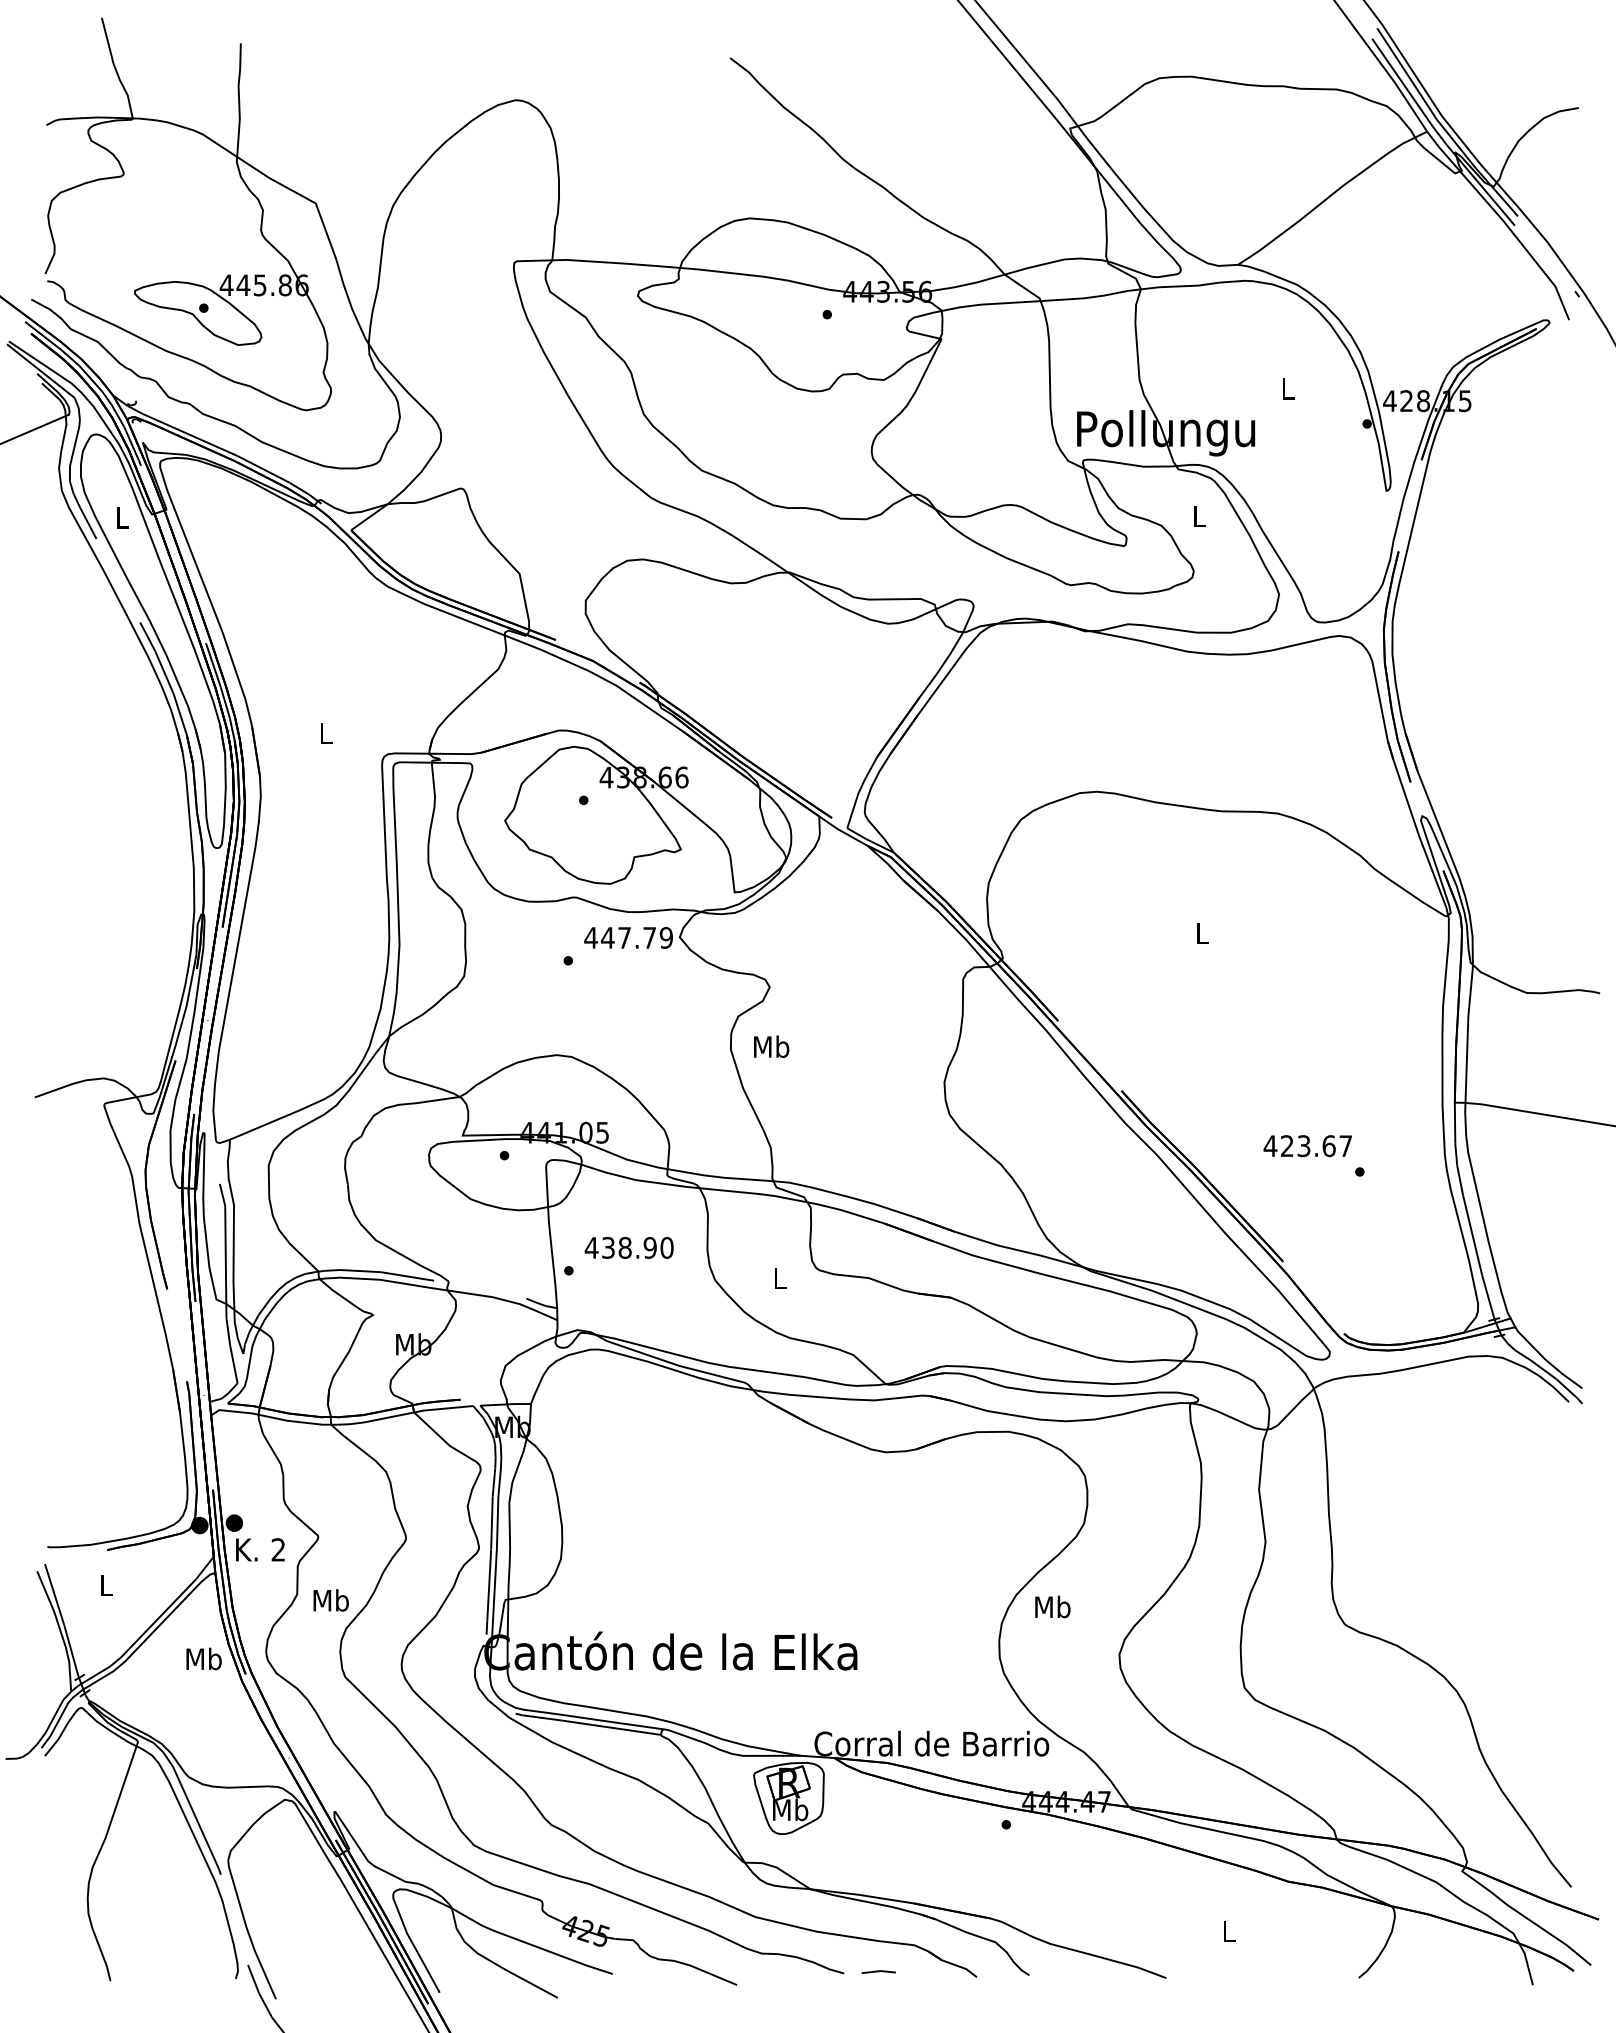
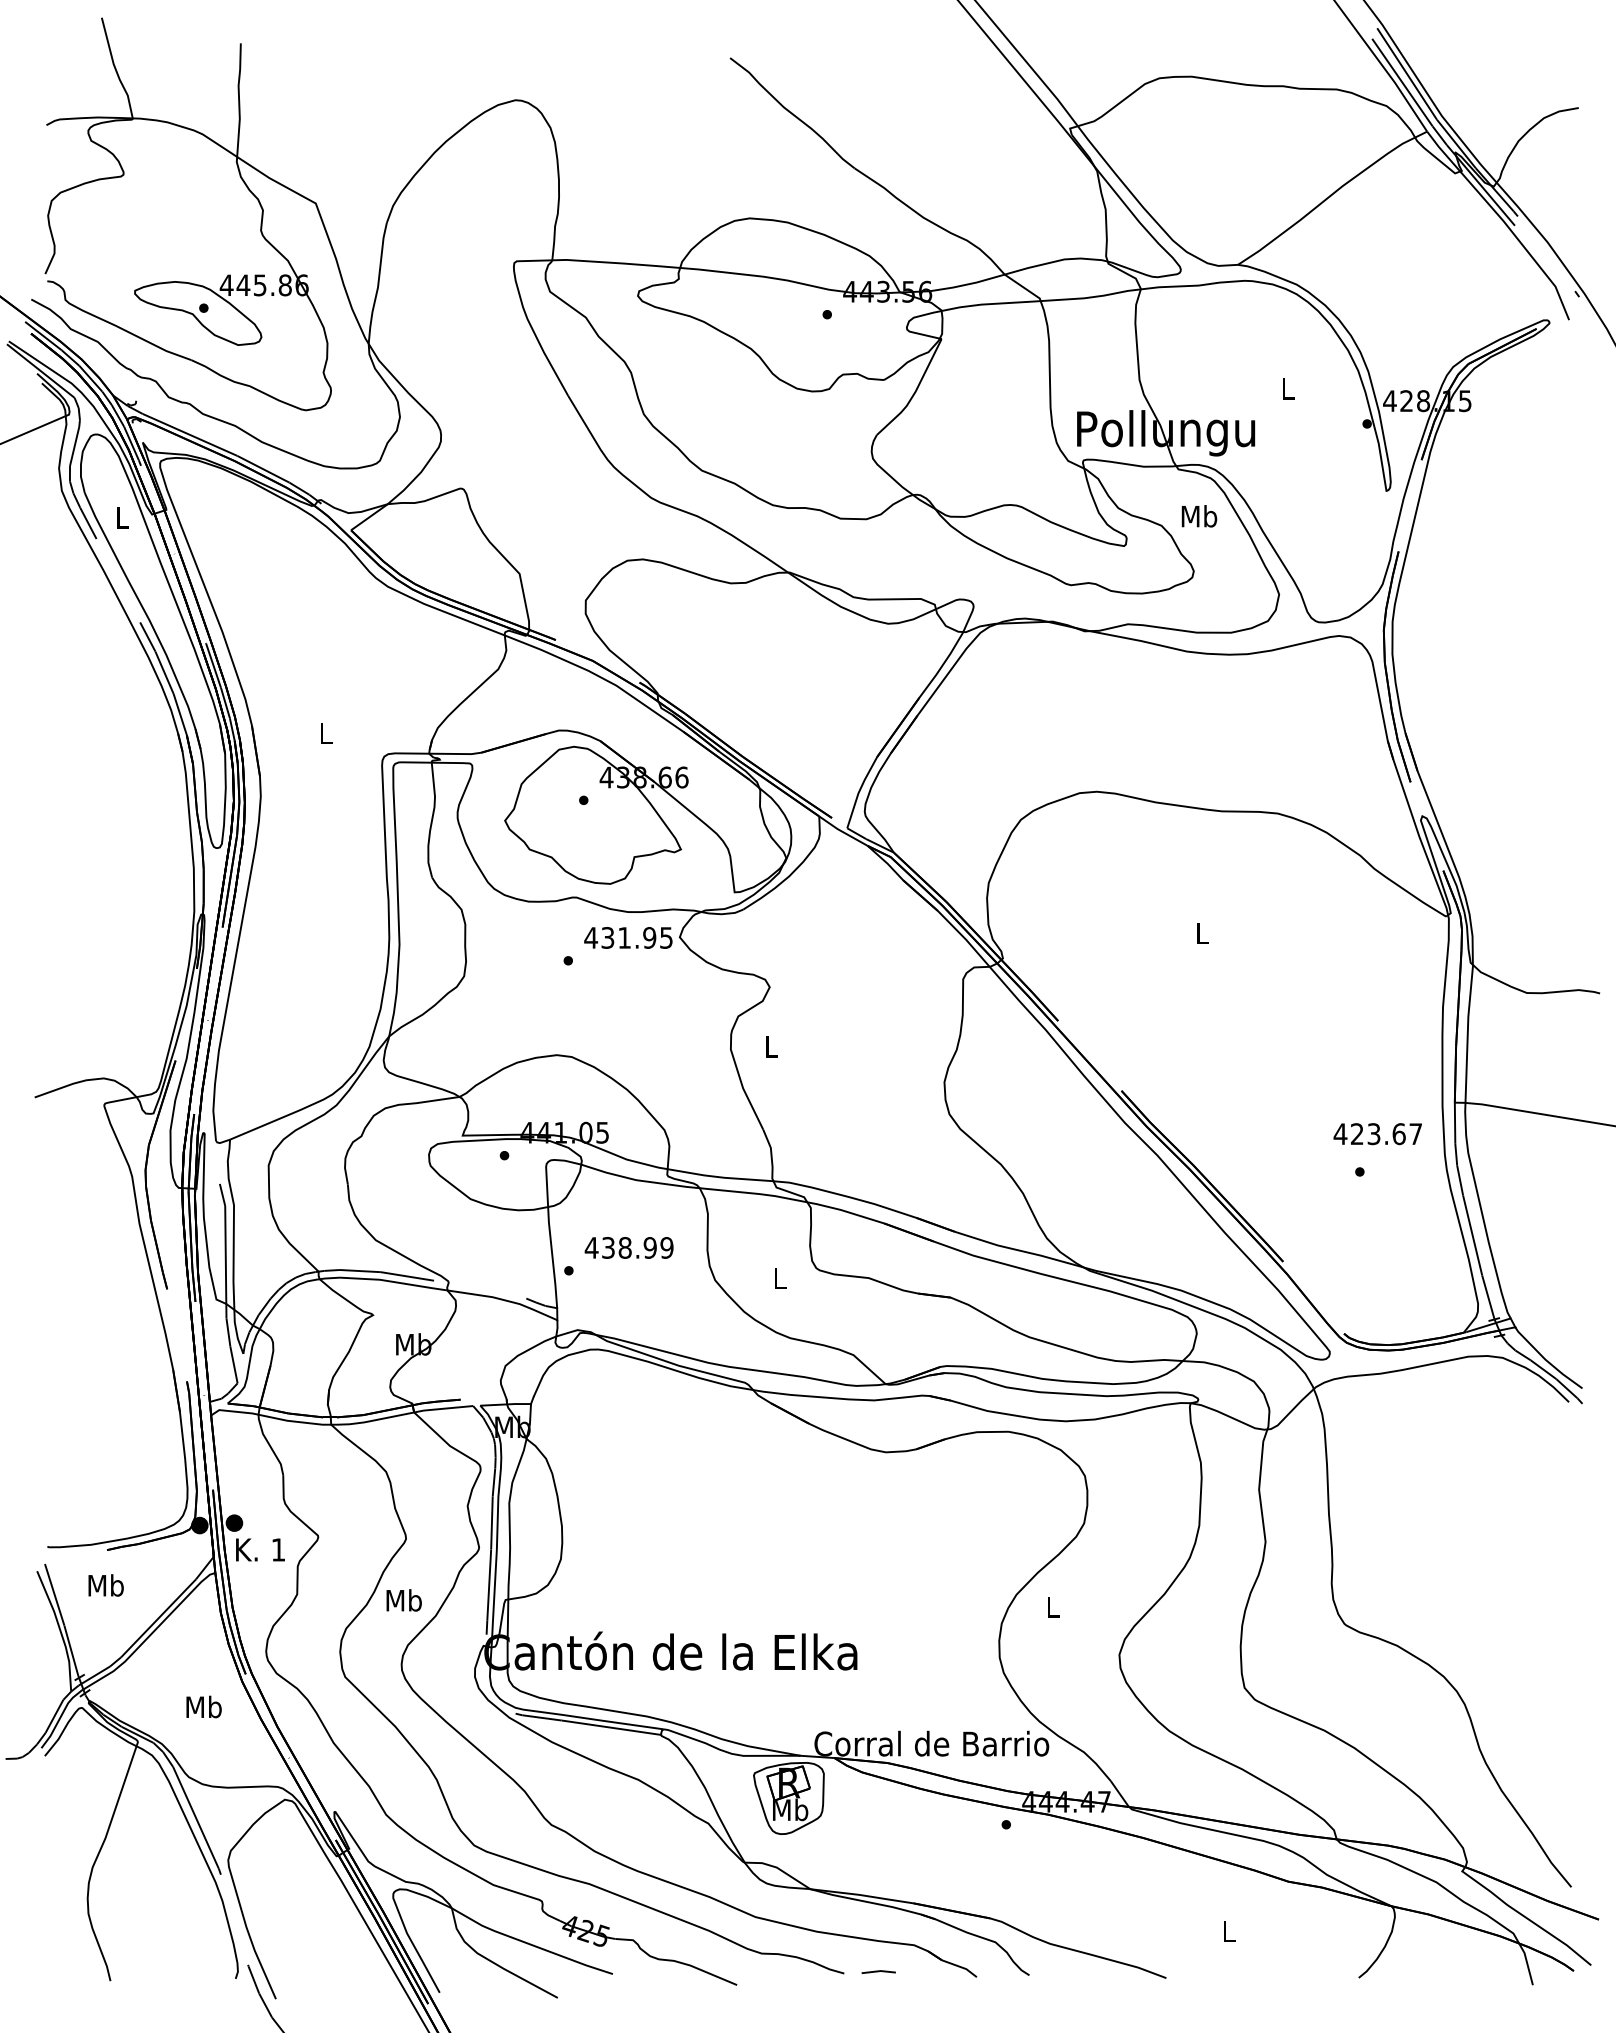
text: L -> Mb (1199, 516)
text: 447.79 -> 431.95 (636, 937)
text: Mb -> L (771, 1046)
text position: (1307, 1146) -> (1377, 1134) (1377, 1134)
text: 438.90 -> 438.99 (666, 1247)
text: 2 -> 1 (277, 1549)
text: L -> Mb (105, 1585)
text position: (330, 1600) -> (403, 1600) (403, 1600)
text: Mb -> L (1052, 1606)
text position: (203, 1658) -> (203, 1706) (203, 1706)
